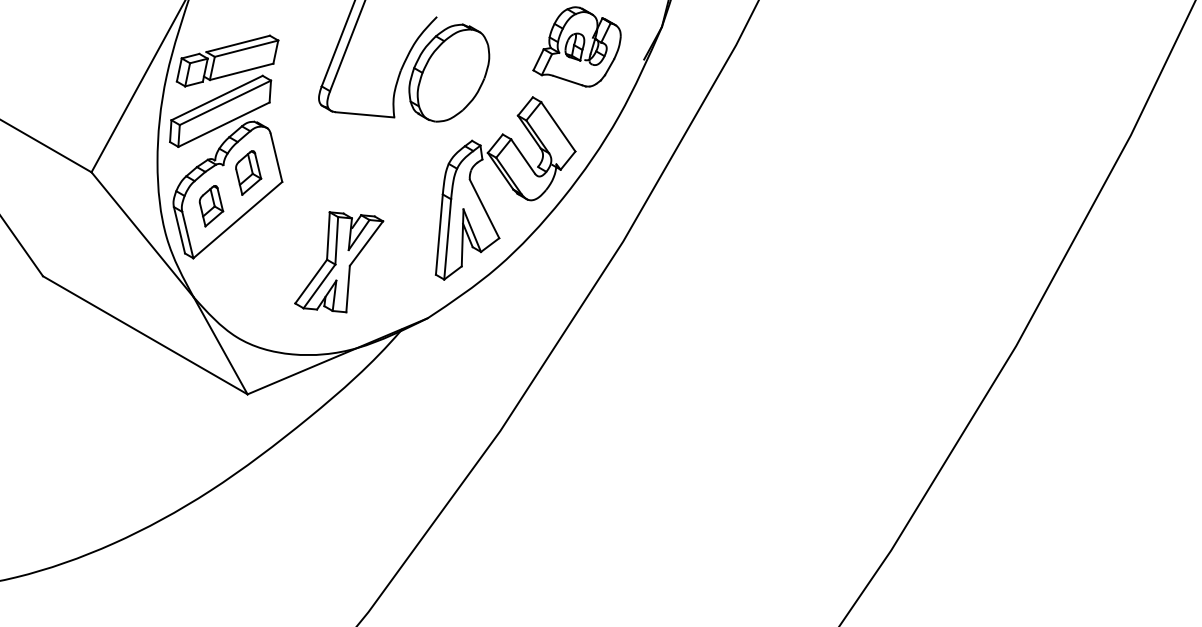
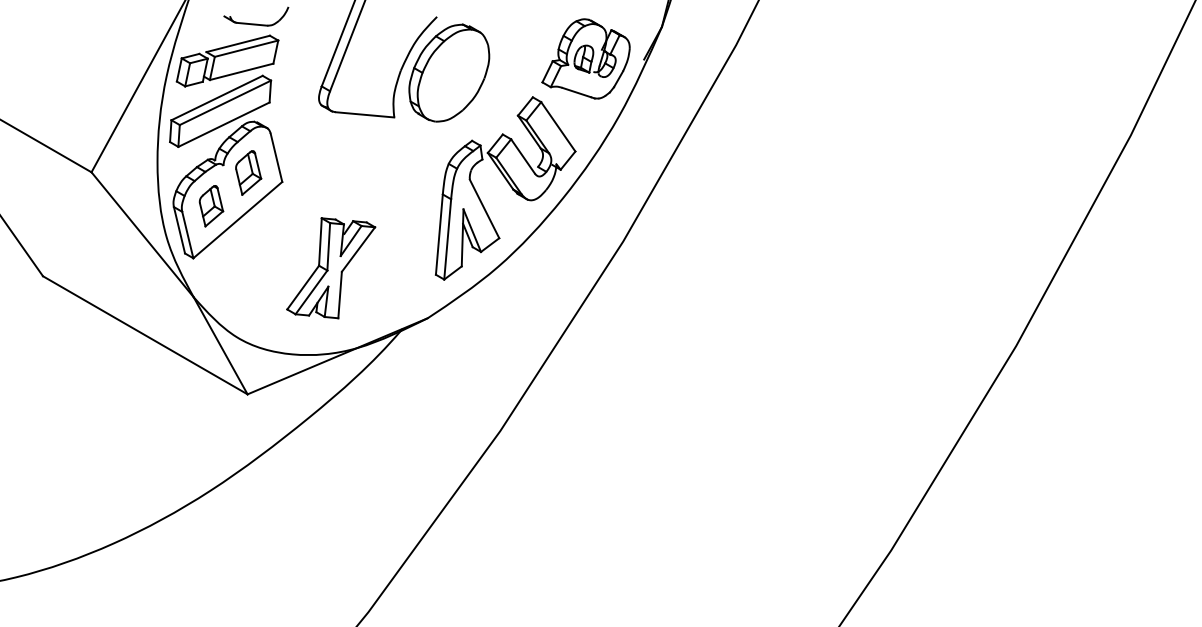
part: none -> present (256, 23)
part position: (576, 46) -> (585, 58) (585, 58)
part position: (339, 262) -> (331, 268) (331, 268)
